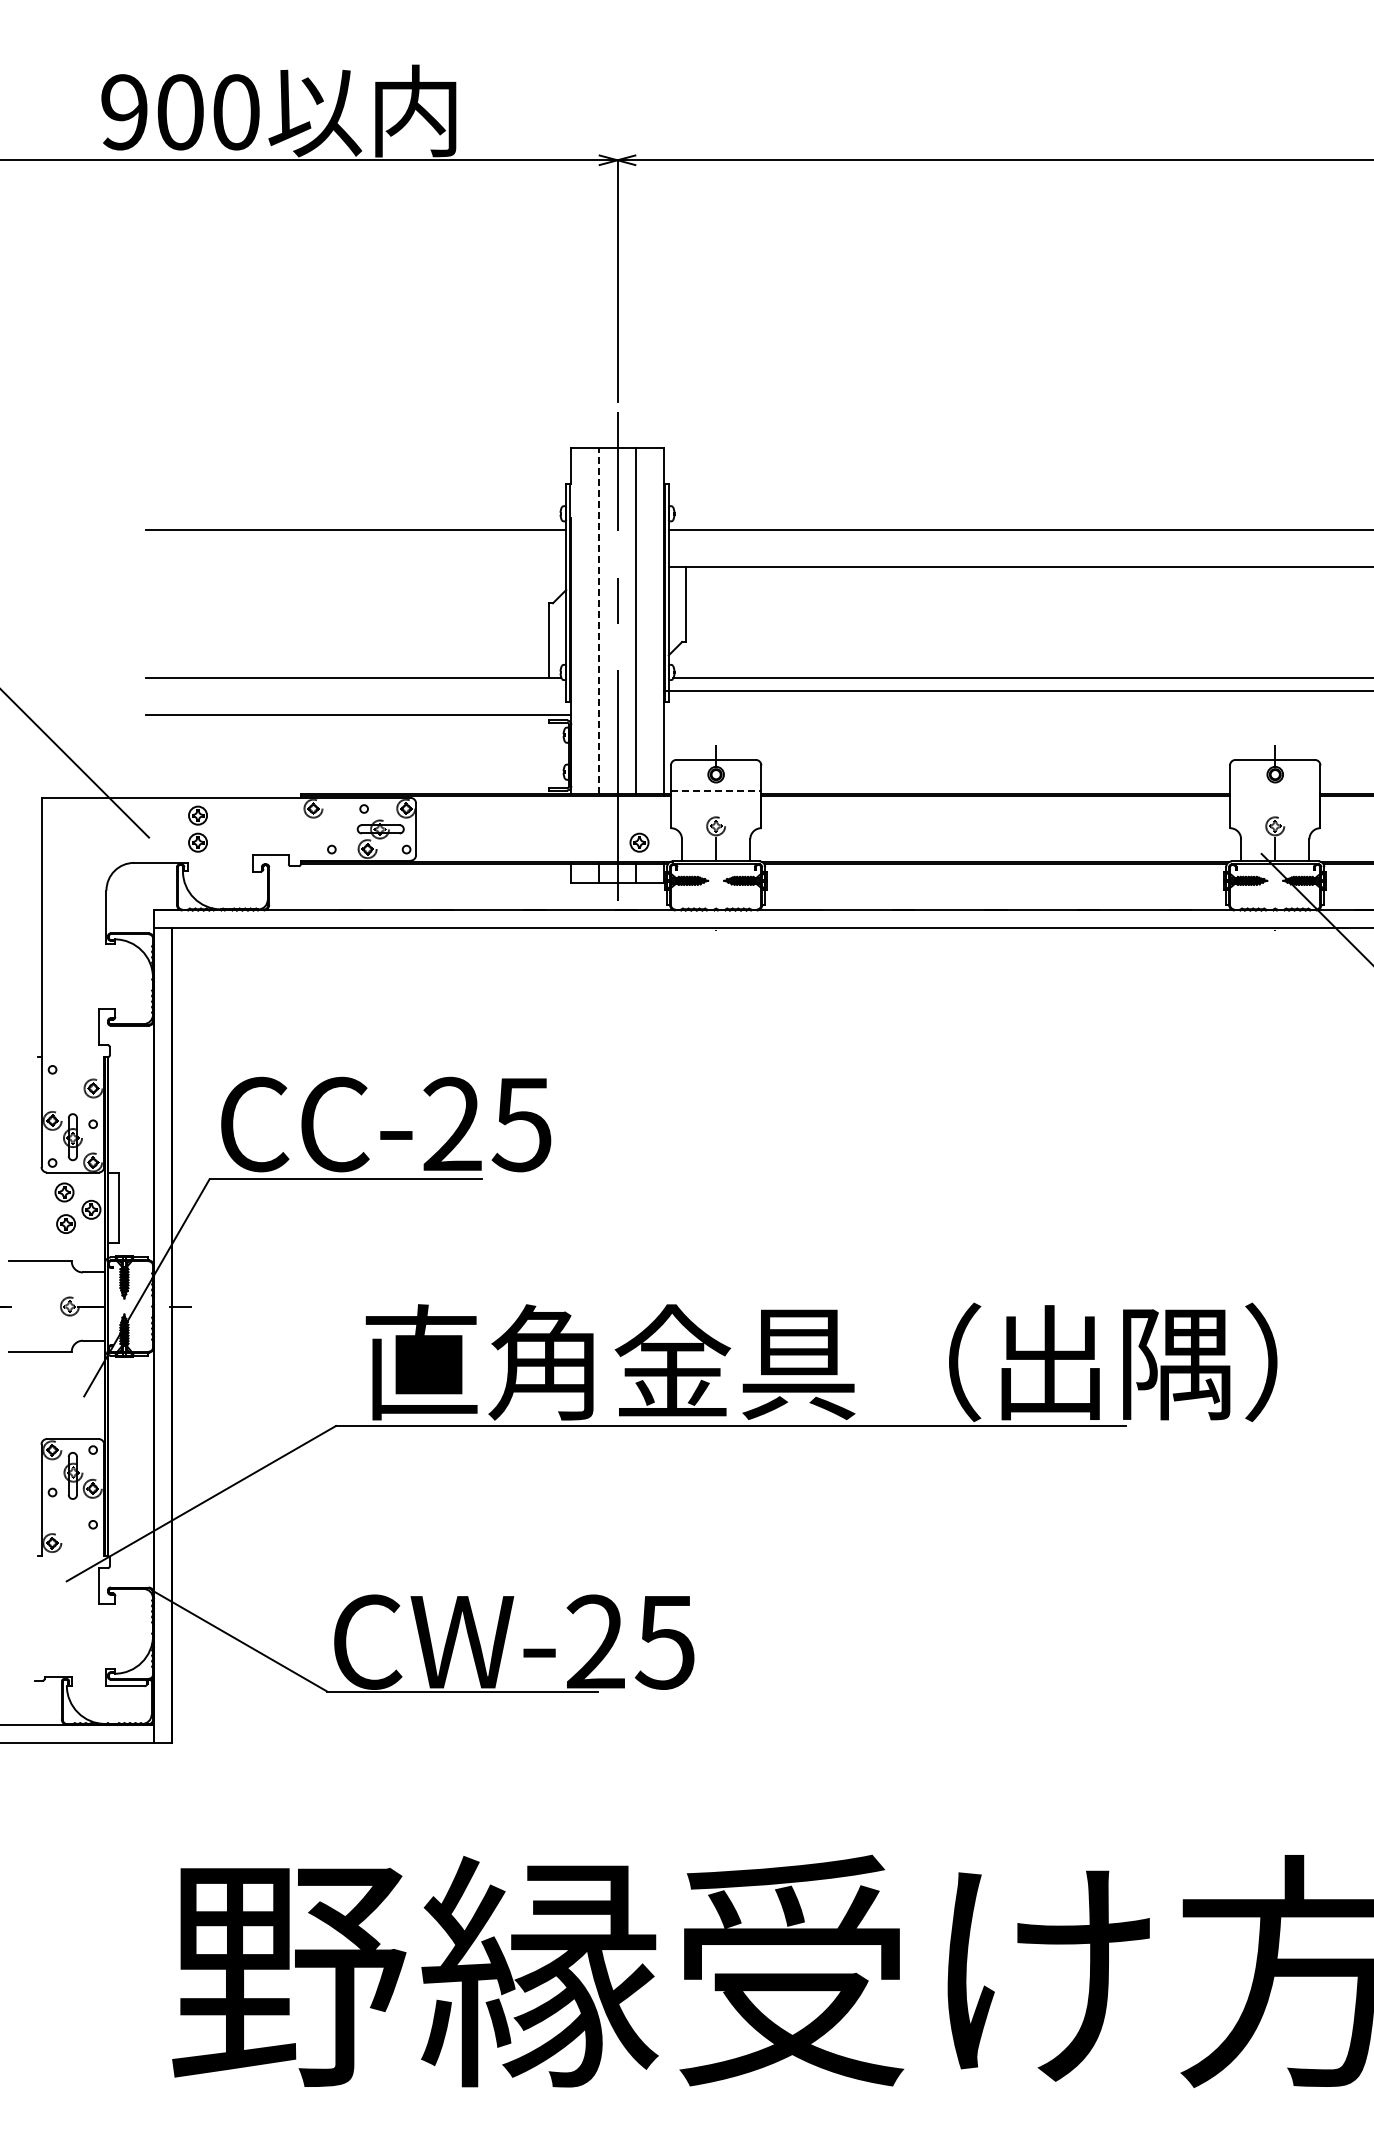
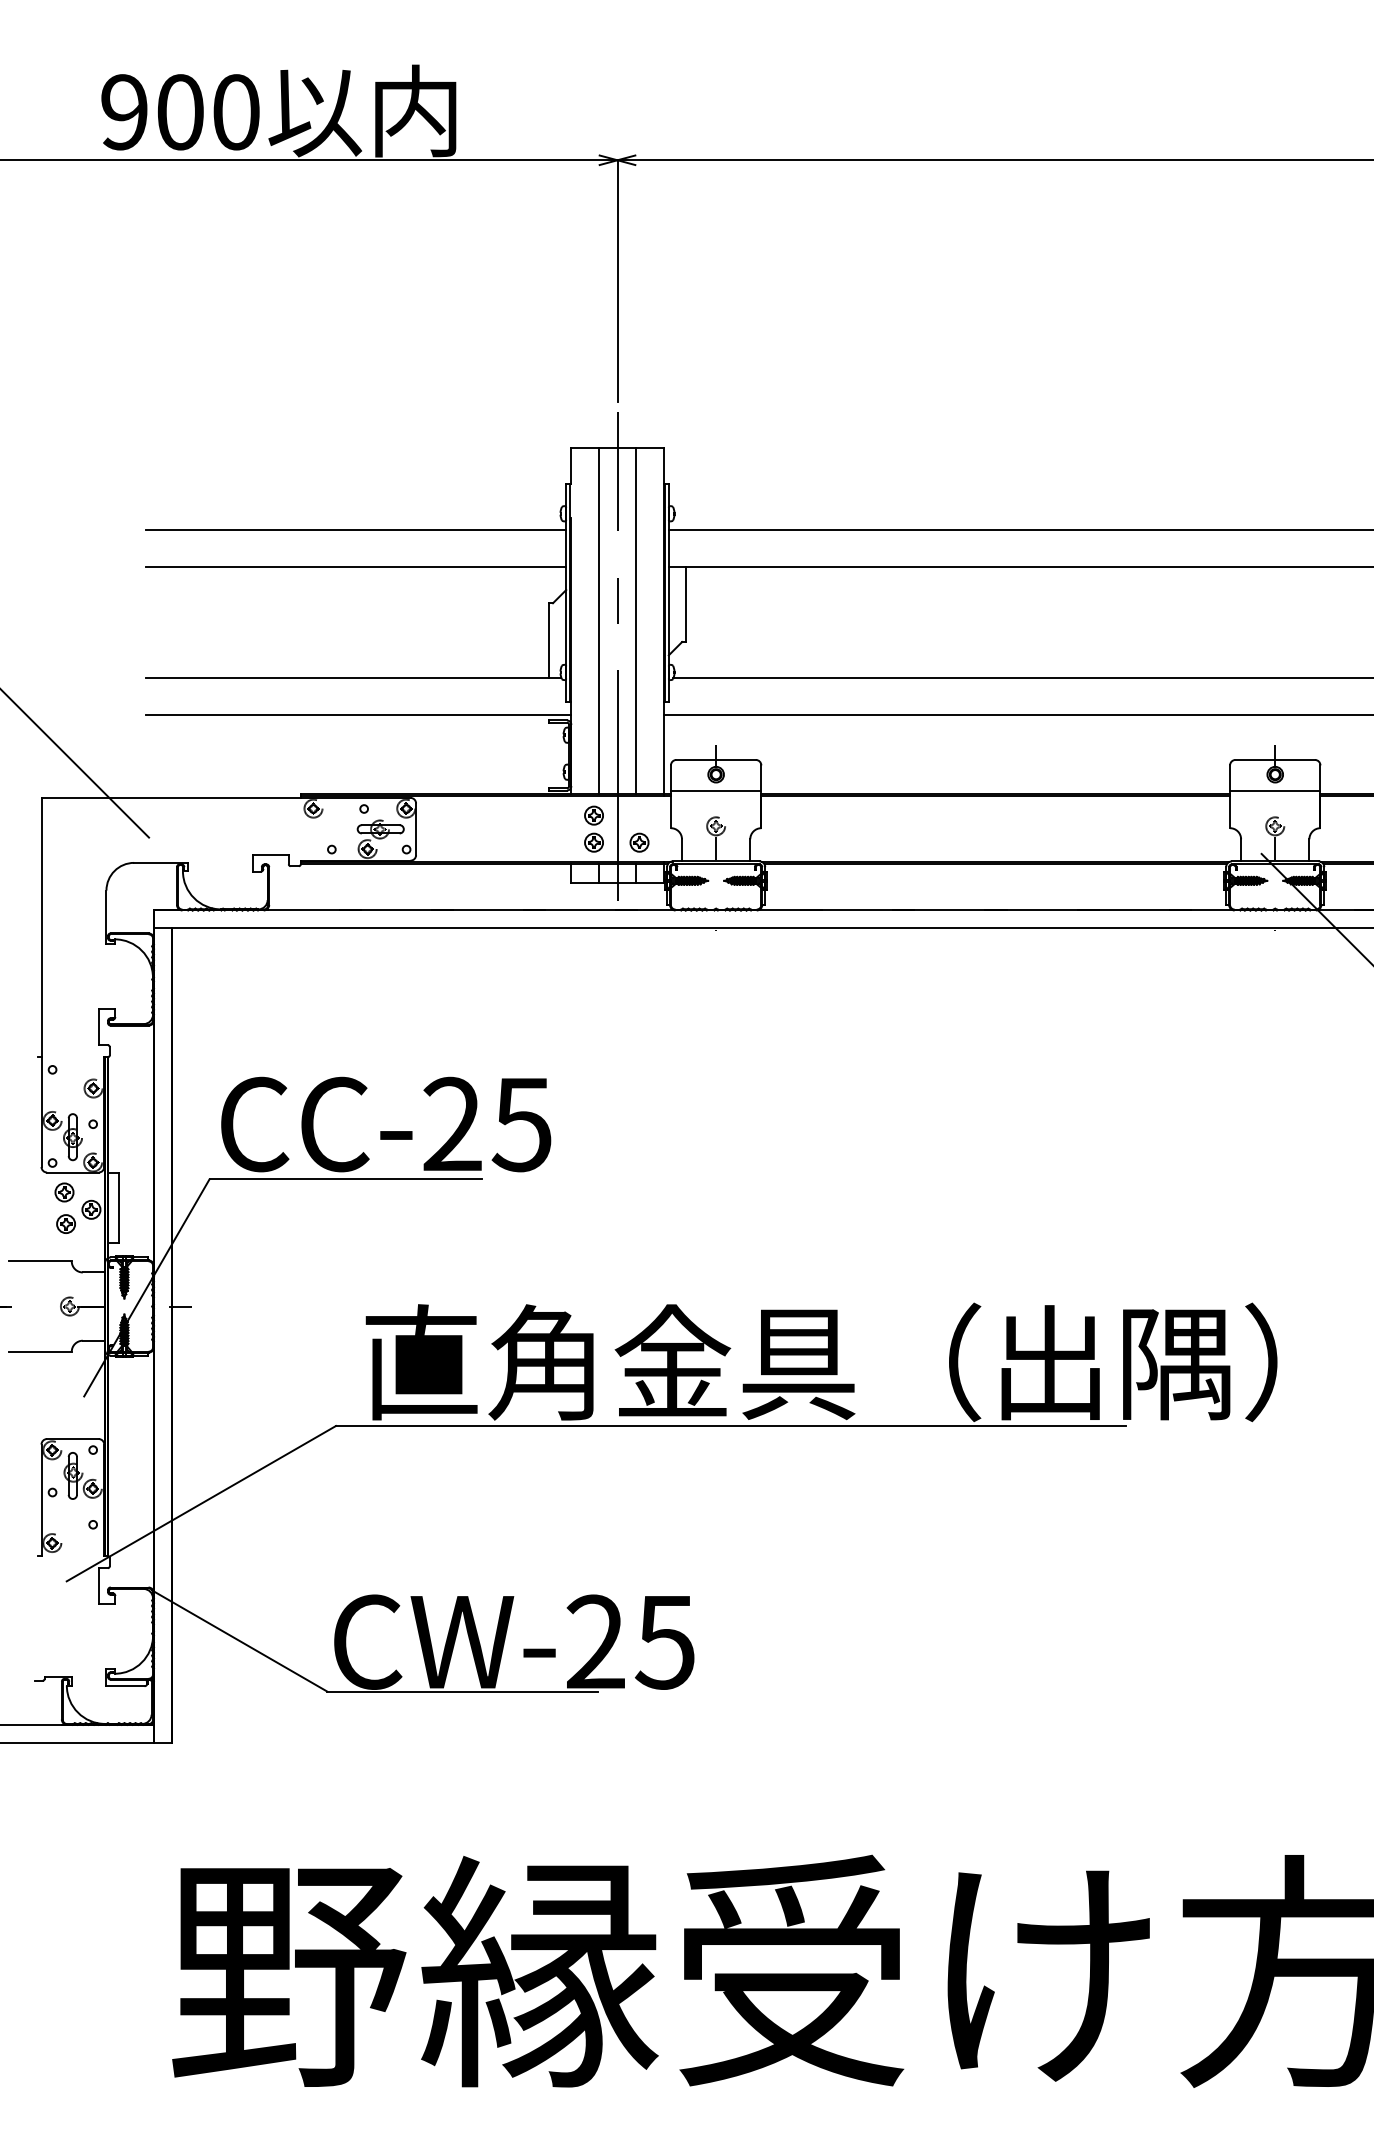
line: none -> present (356, 567)
line: dashed -> solid (599, 620)
line position: (1016, 690) -> (1016, 714) (1016, 714)
line: dashed -> solid (716, 791)
line: none -> present (1275, 791)
part position: (197, 828) -> (593, 828) (593, 828)
